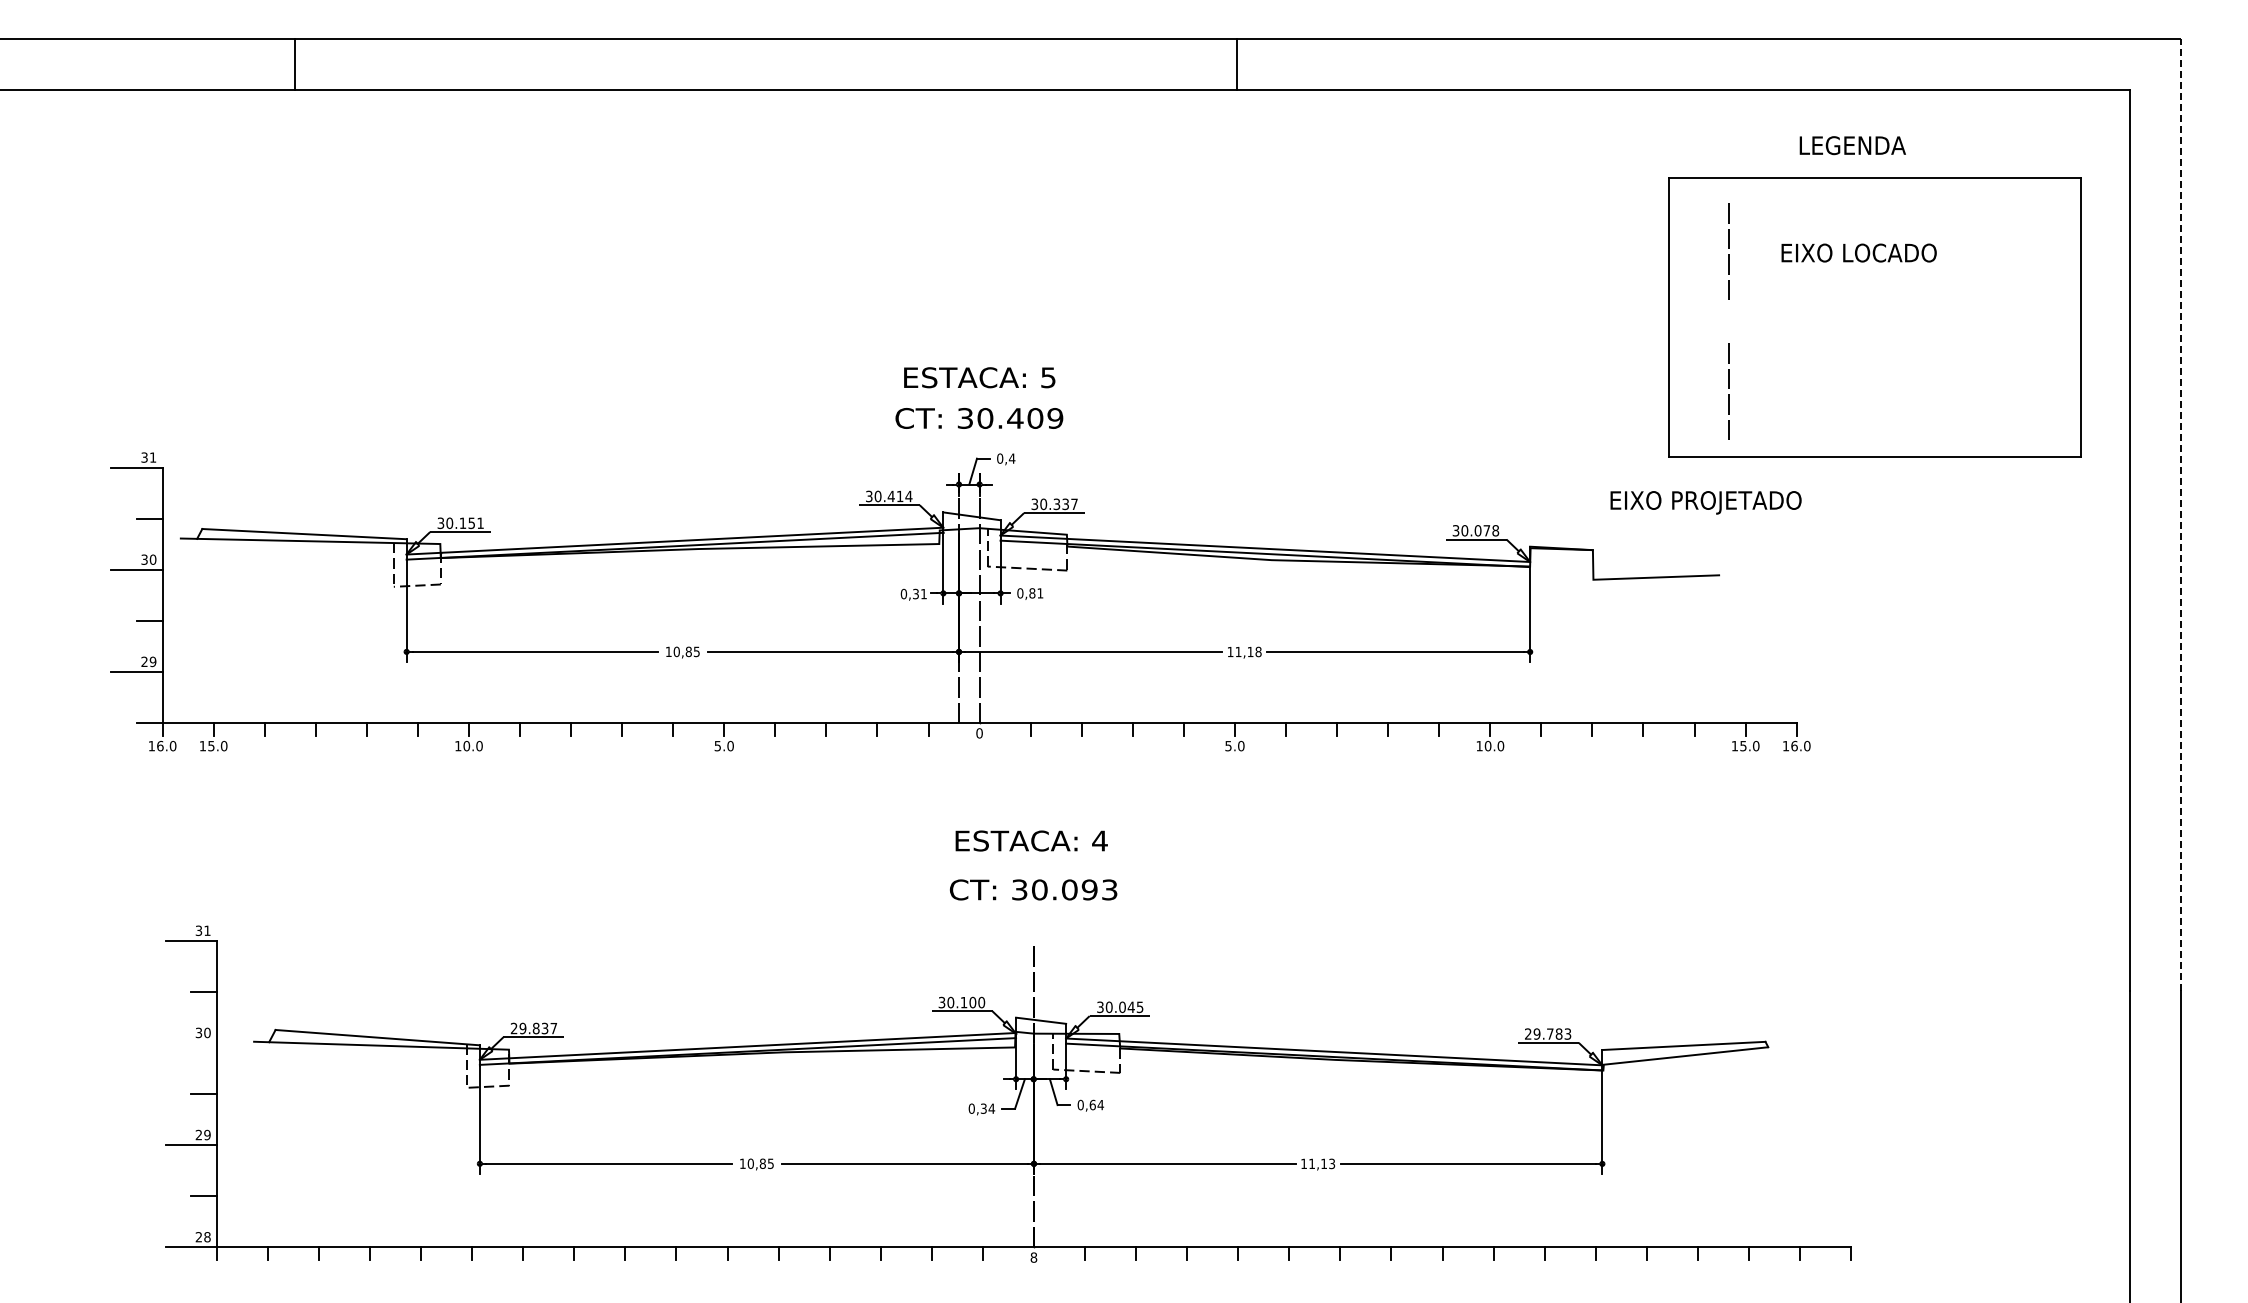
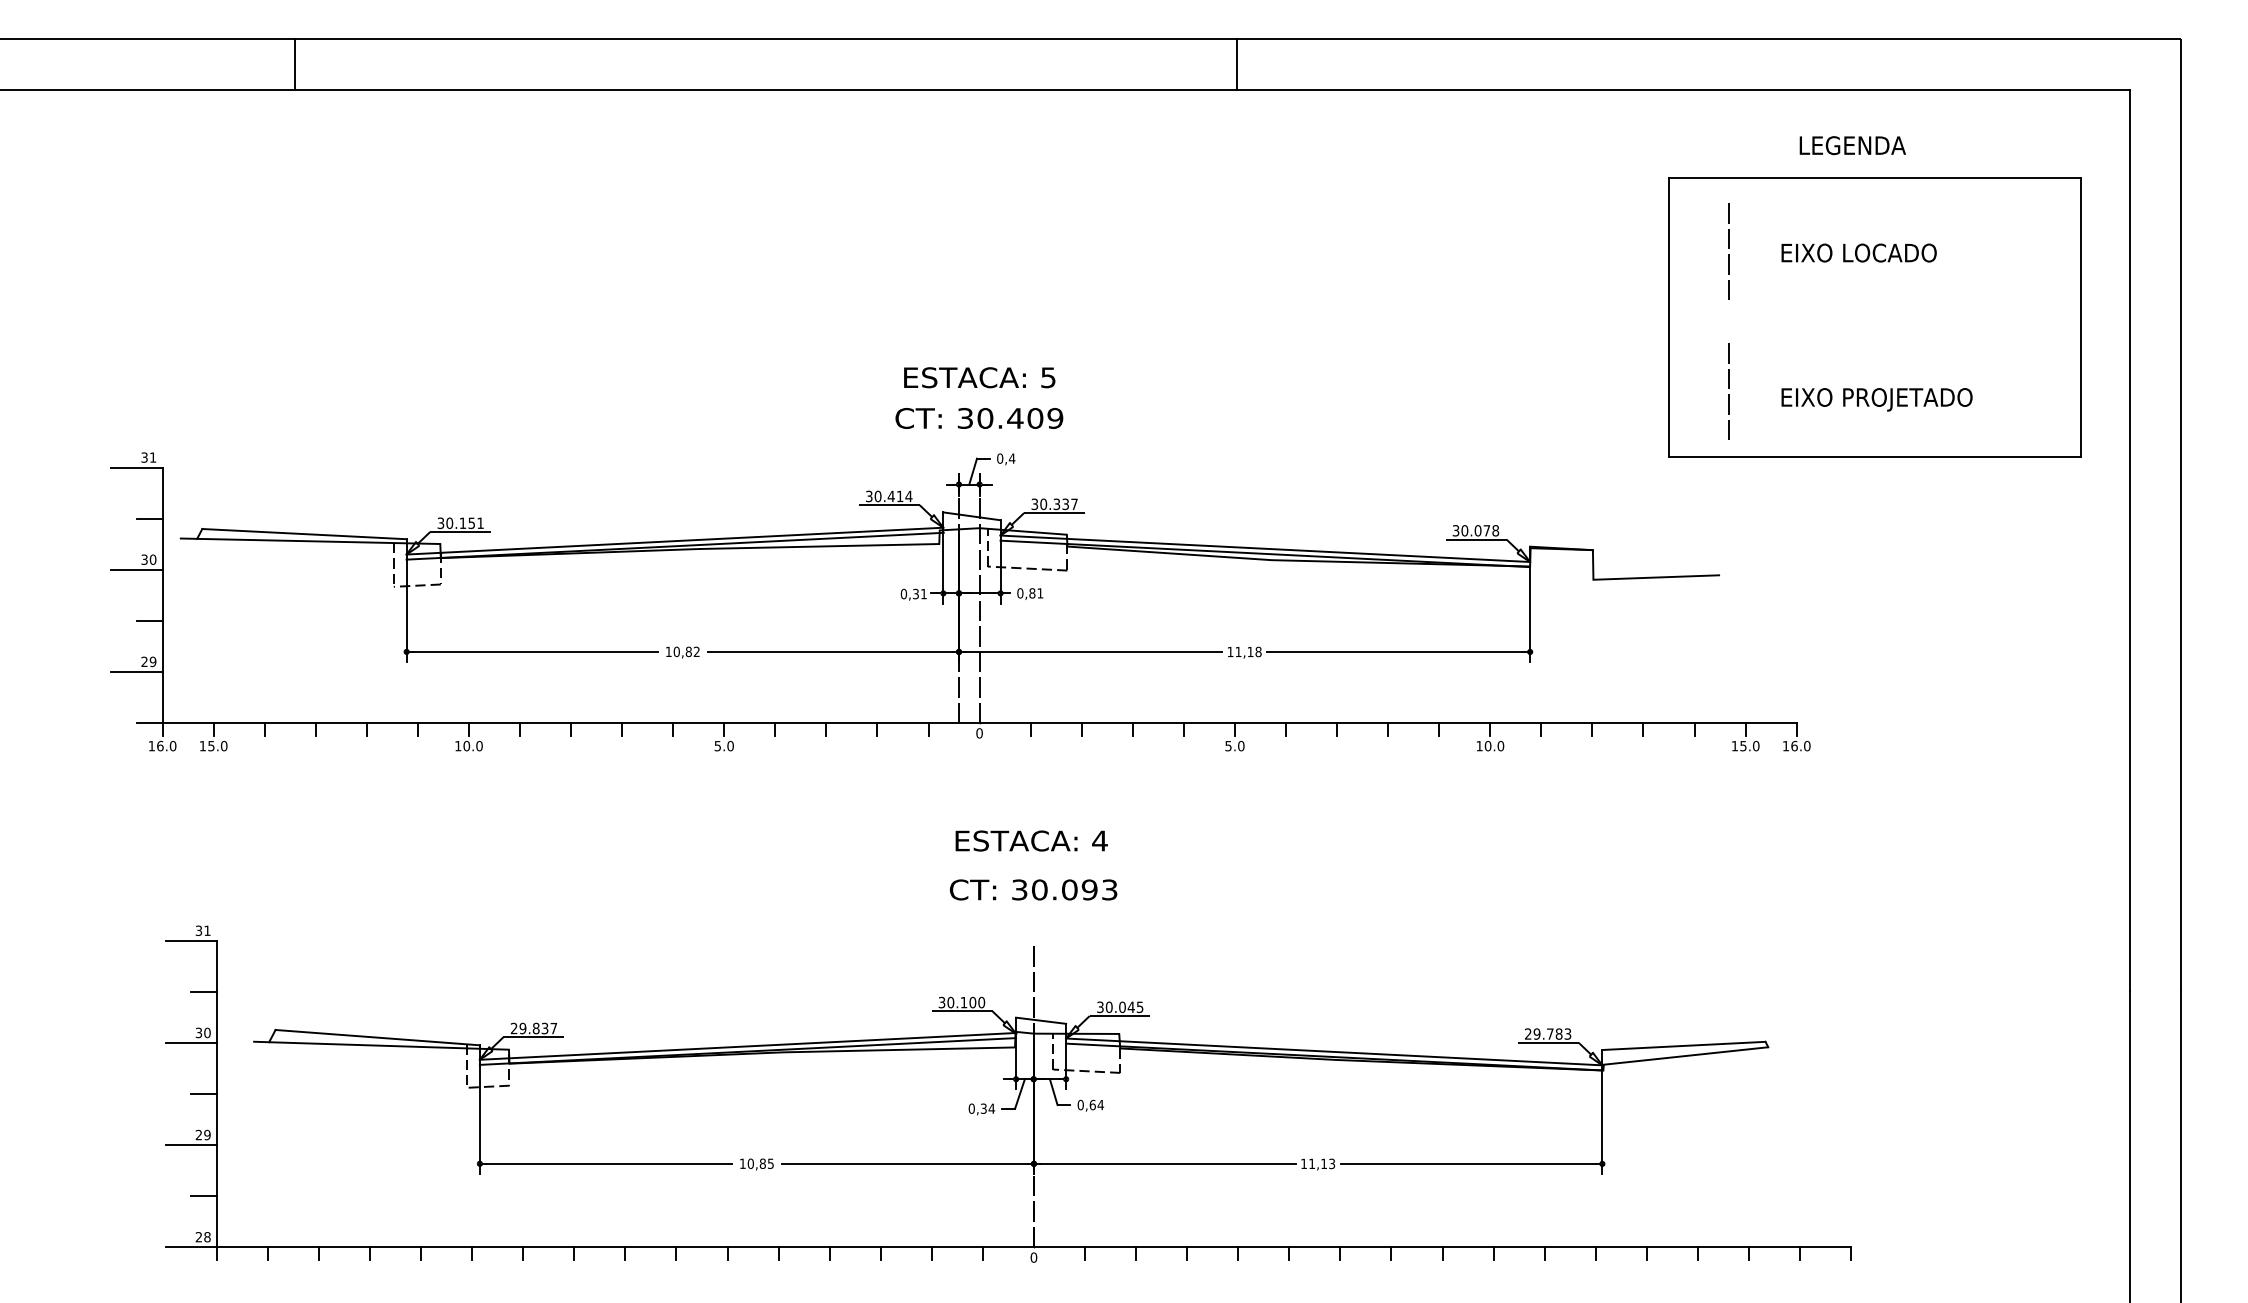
text position: (1705, 502) -> (1876, 399) (1876, 399)
line: dashed -> solid (2180, 514)
text: 10,85 -> 10,82 (696, 651)
line: none -> present (190, 1043)
text: 8 -> 0 (1033, 1257)
